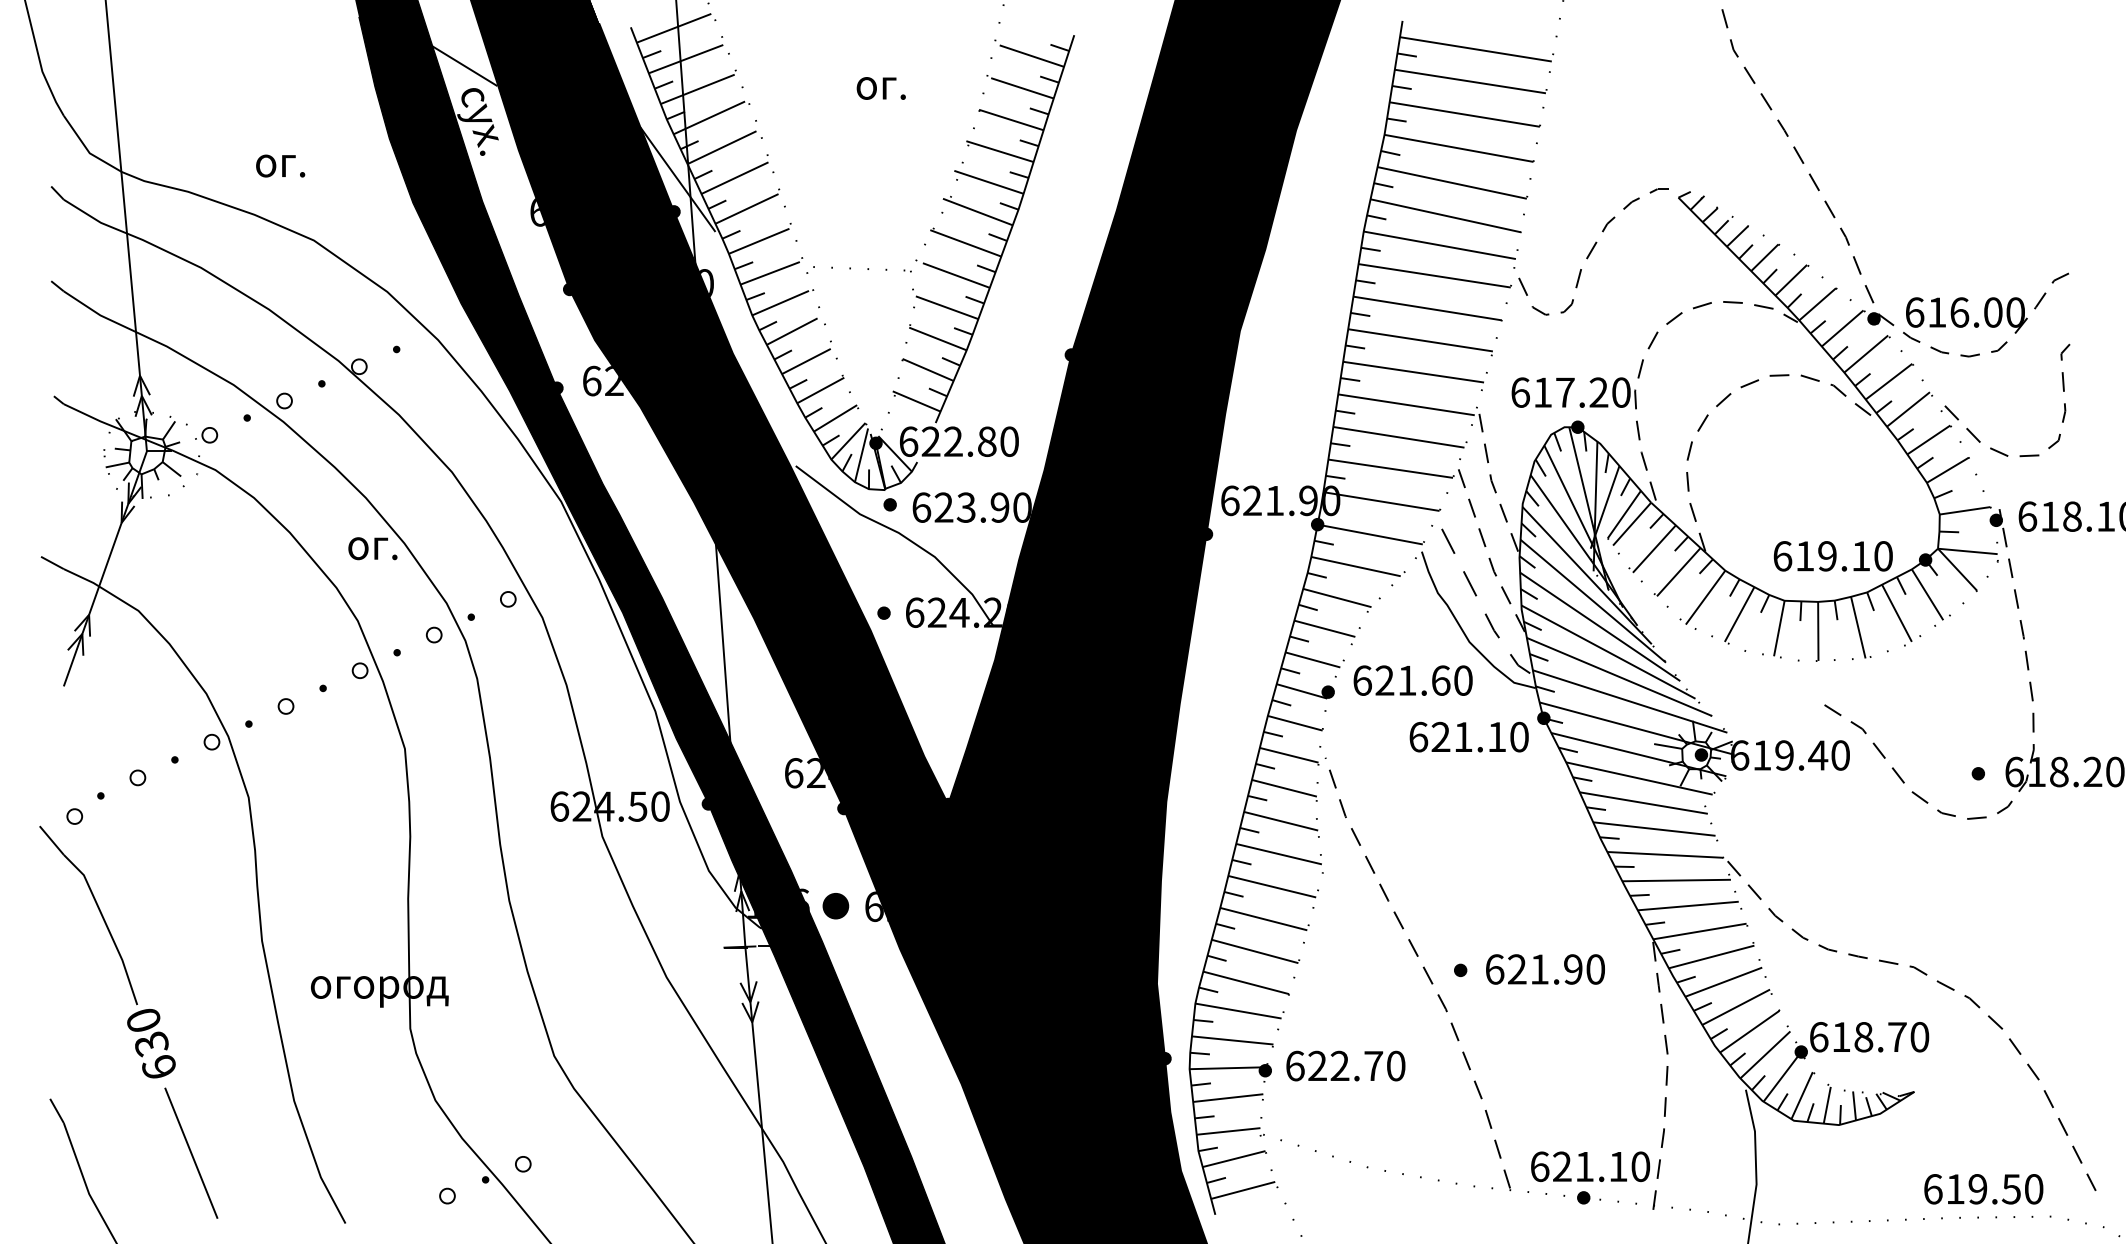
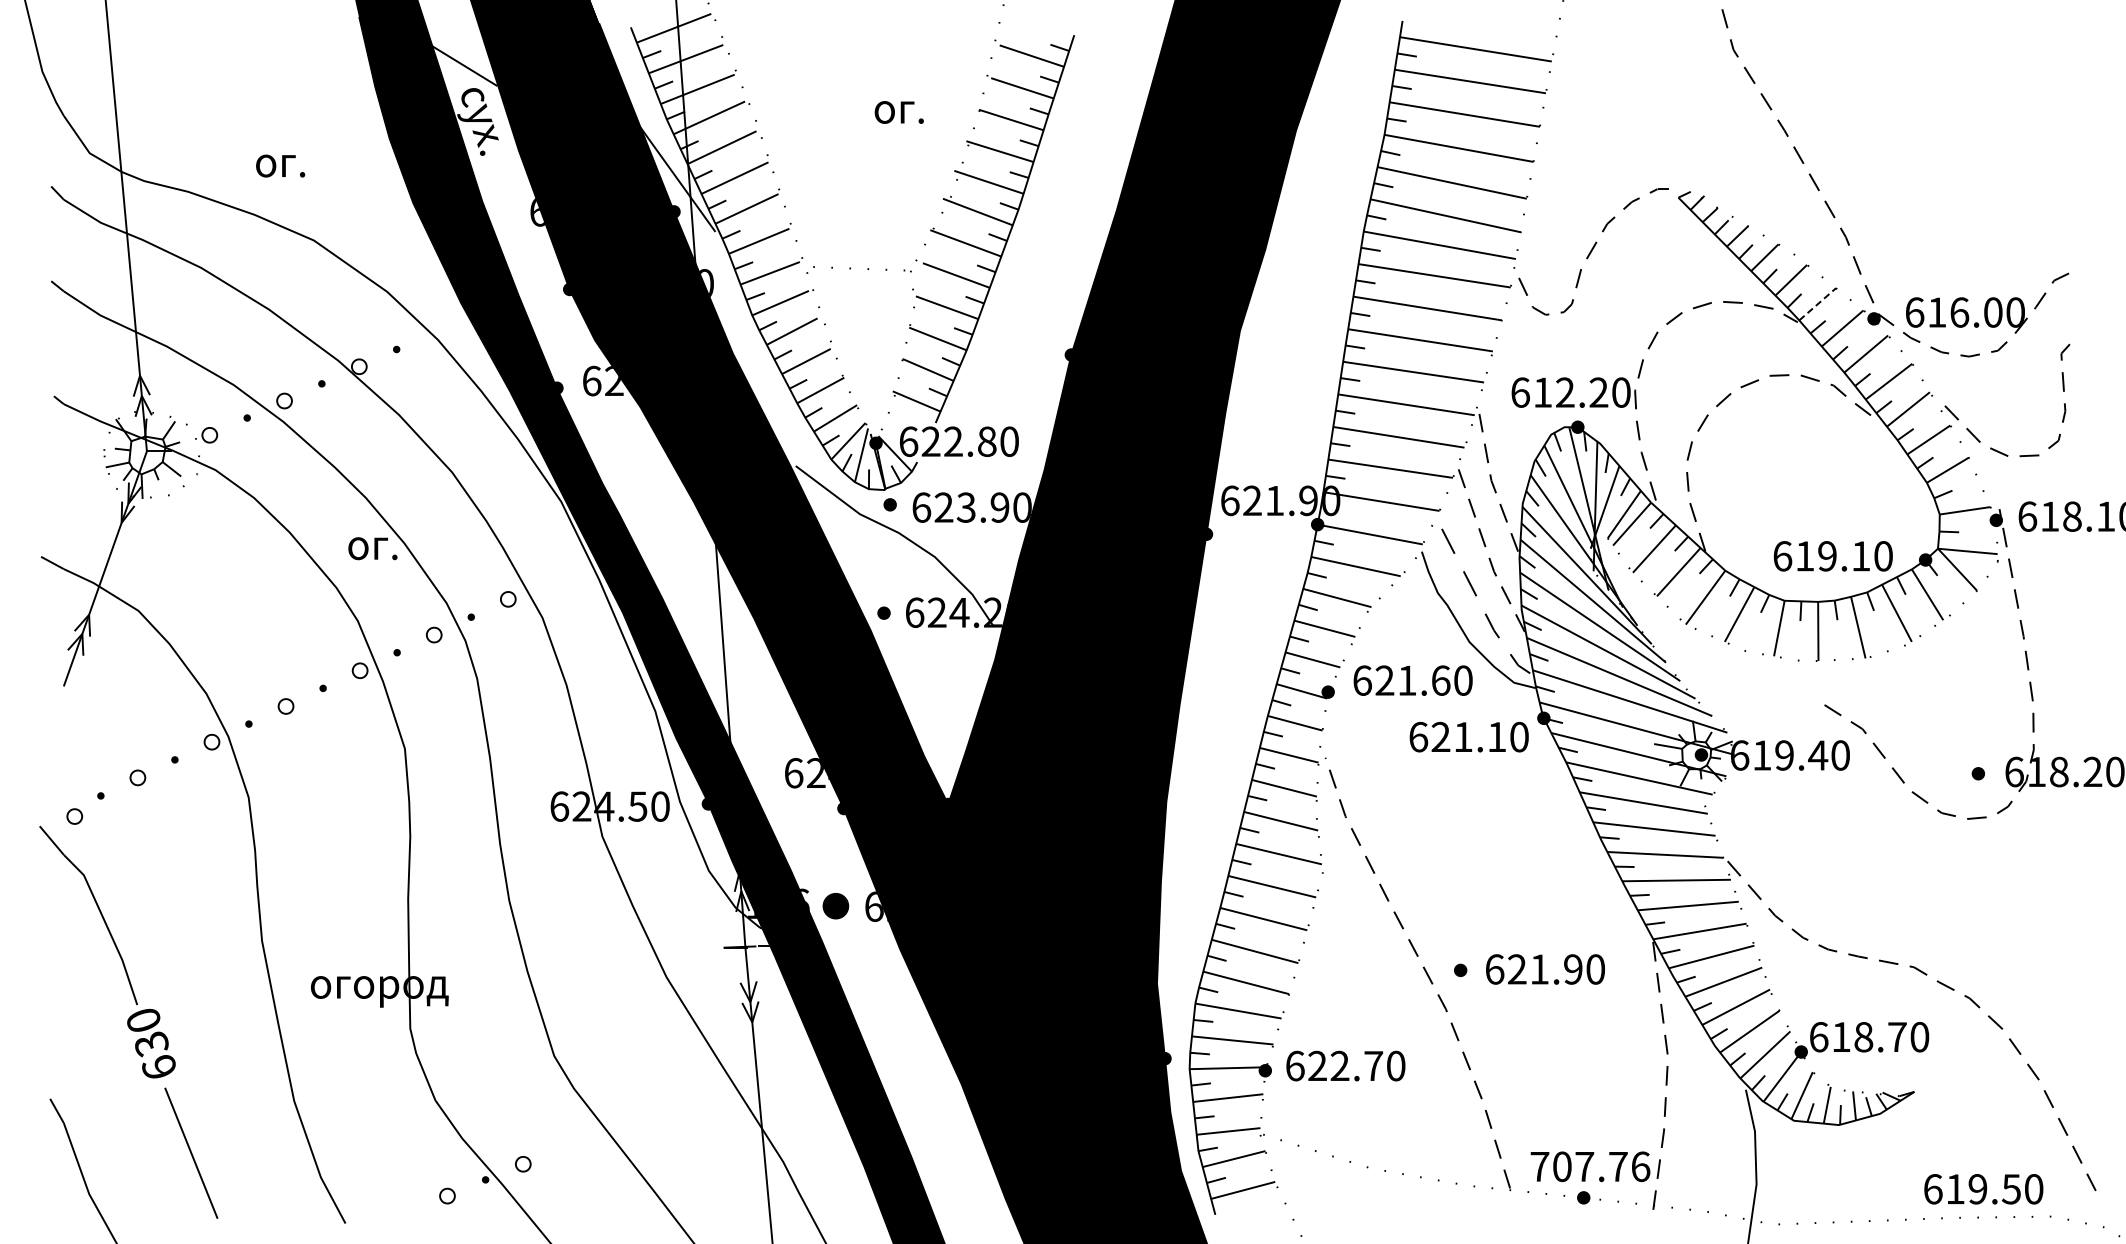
text position: (880, 88) -> (898, 112) (898, 112)
line: solid -> dashed (1818, 304)
text: 617.20 -> 612.20 (1565, 392)
text: 621.10 -> 707.76 (1590, 1166)
